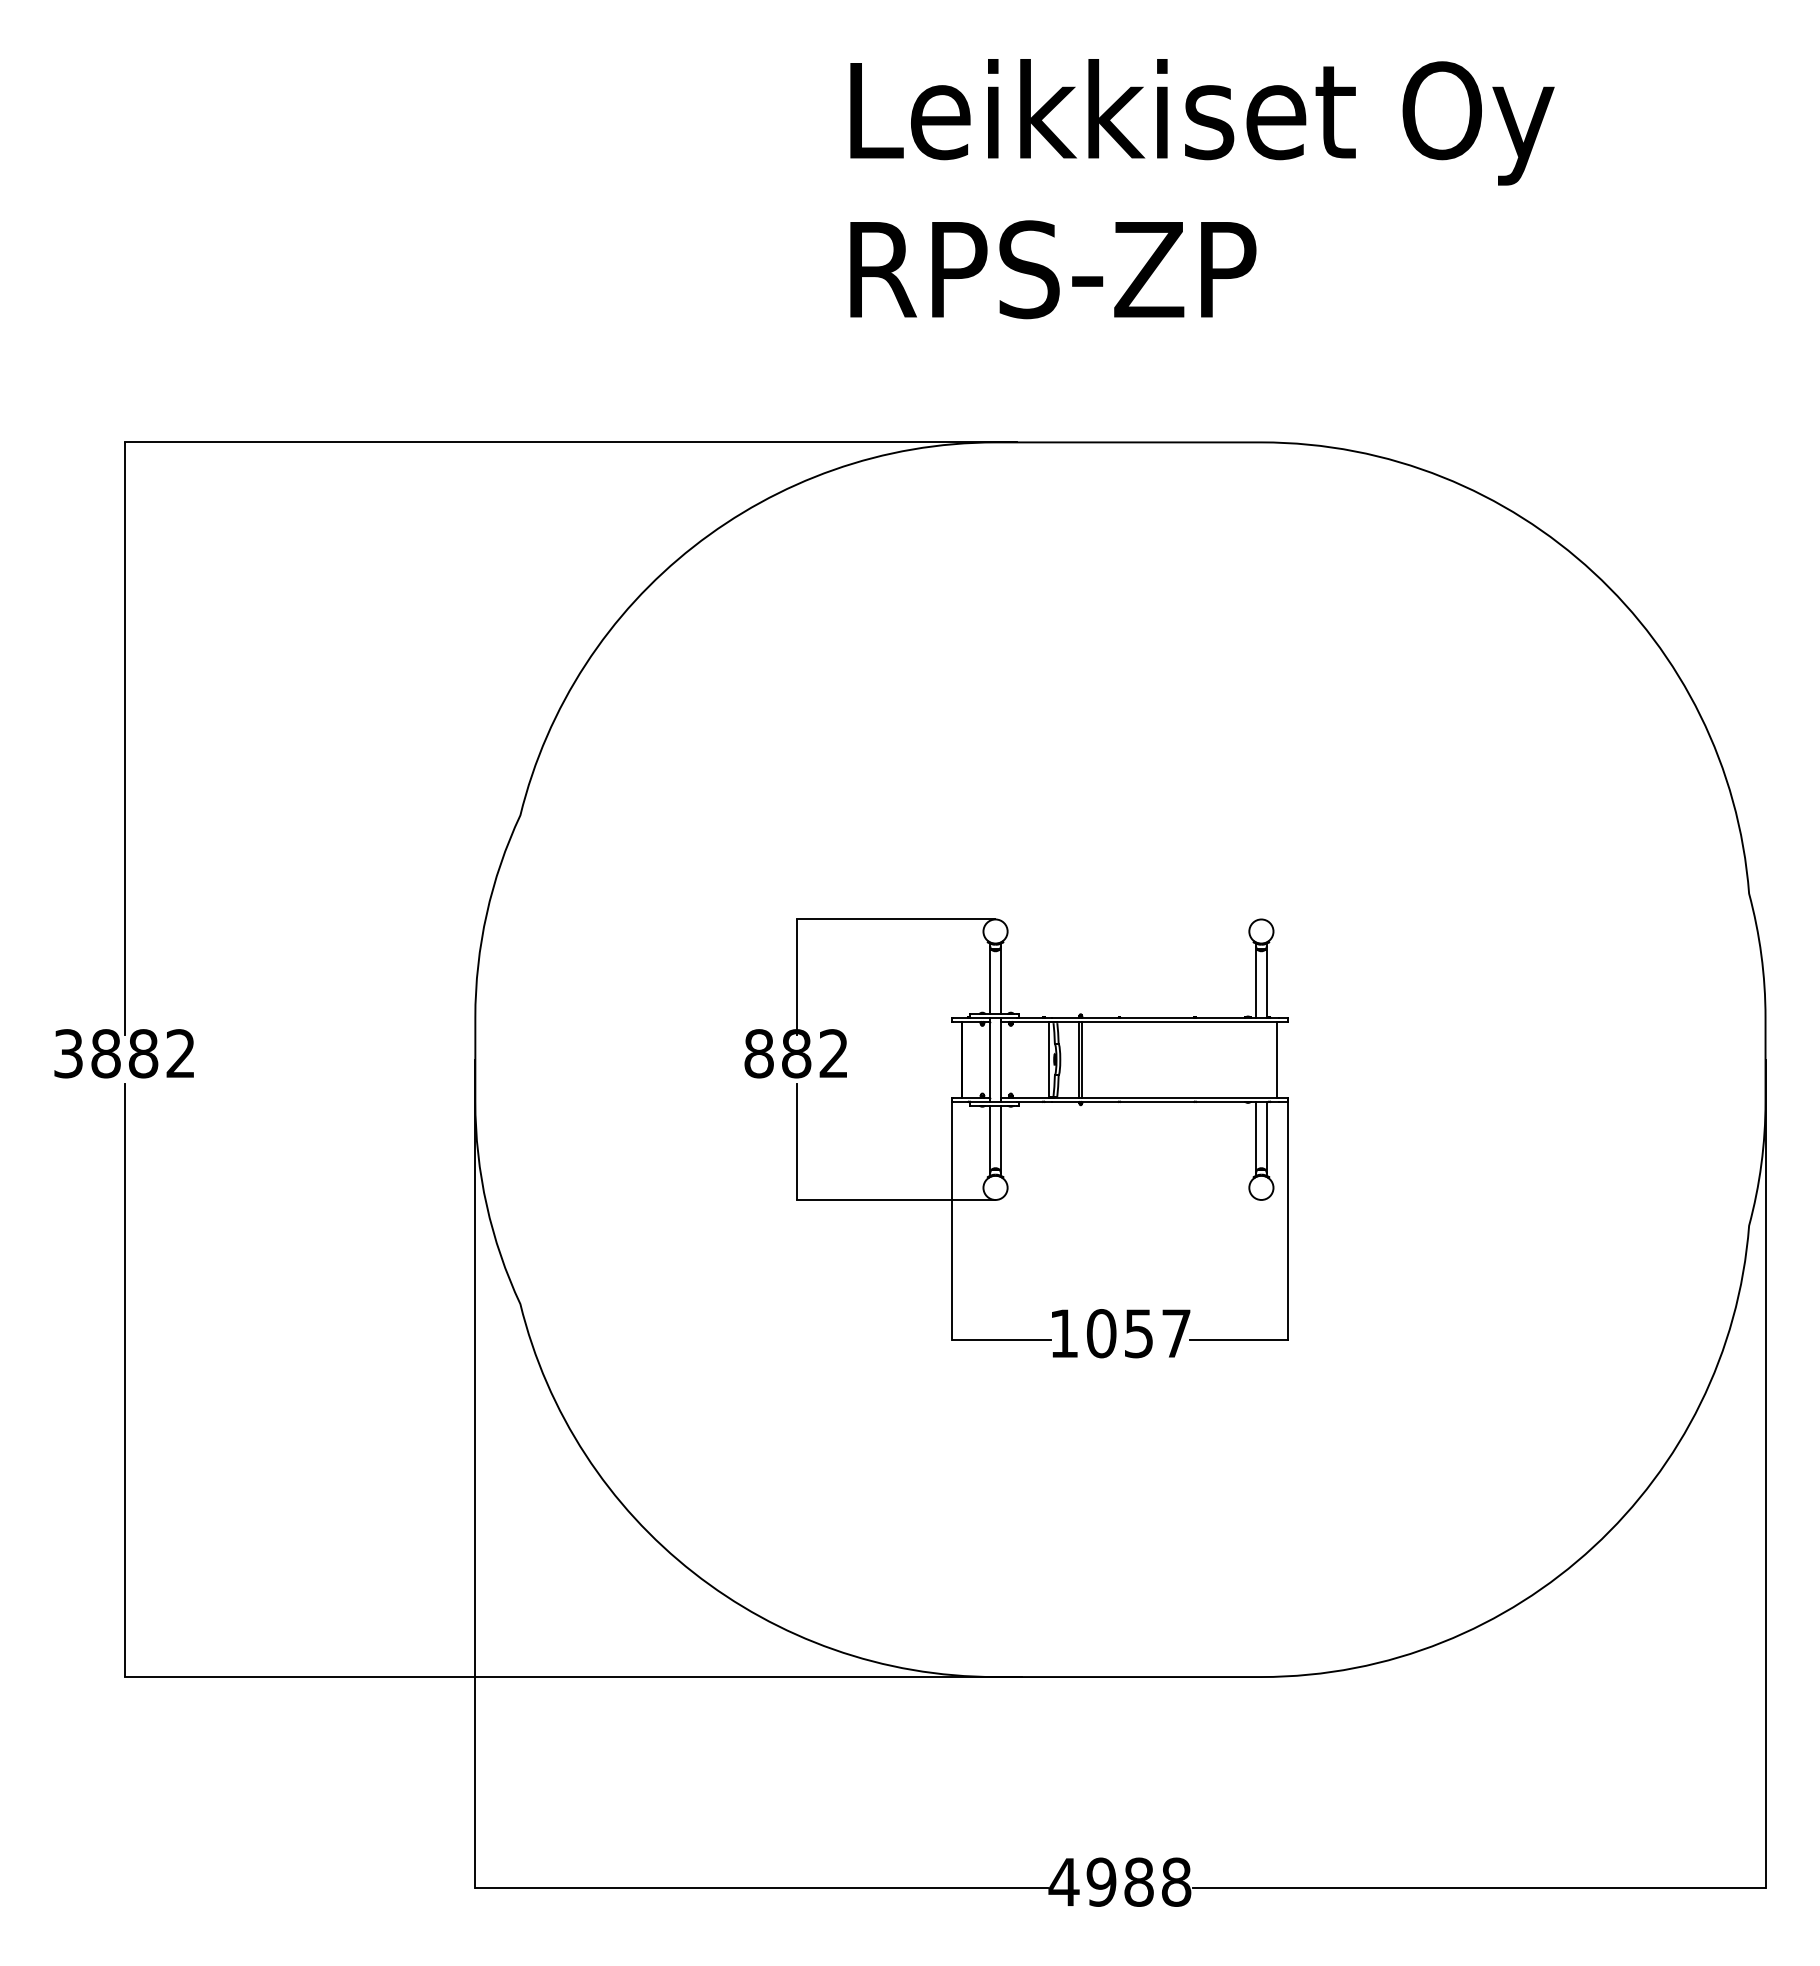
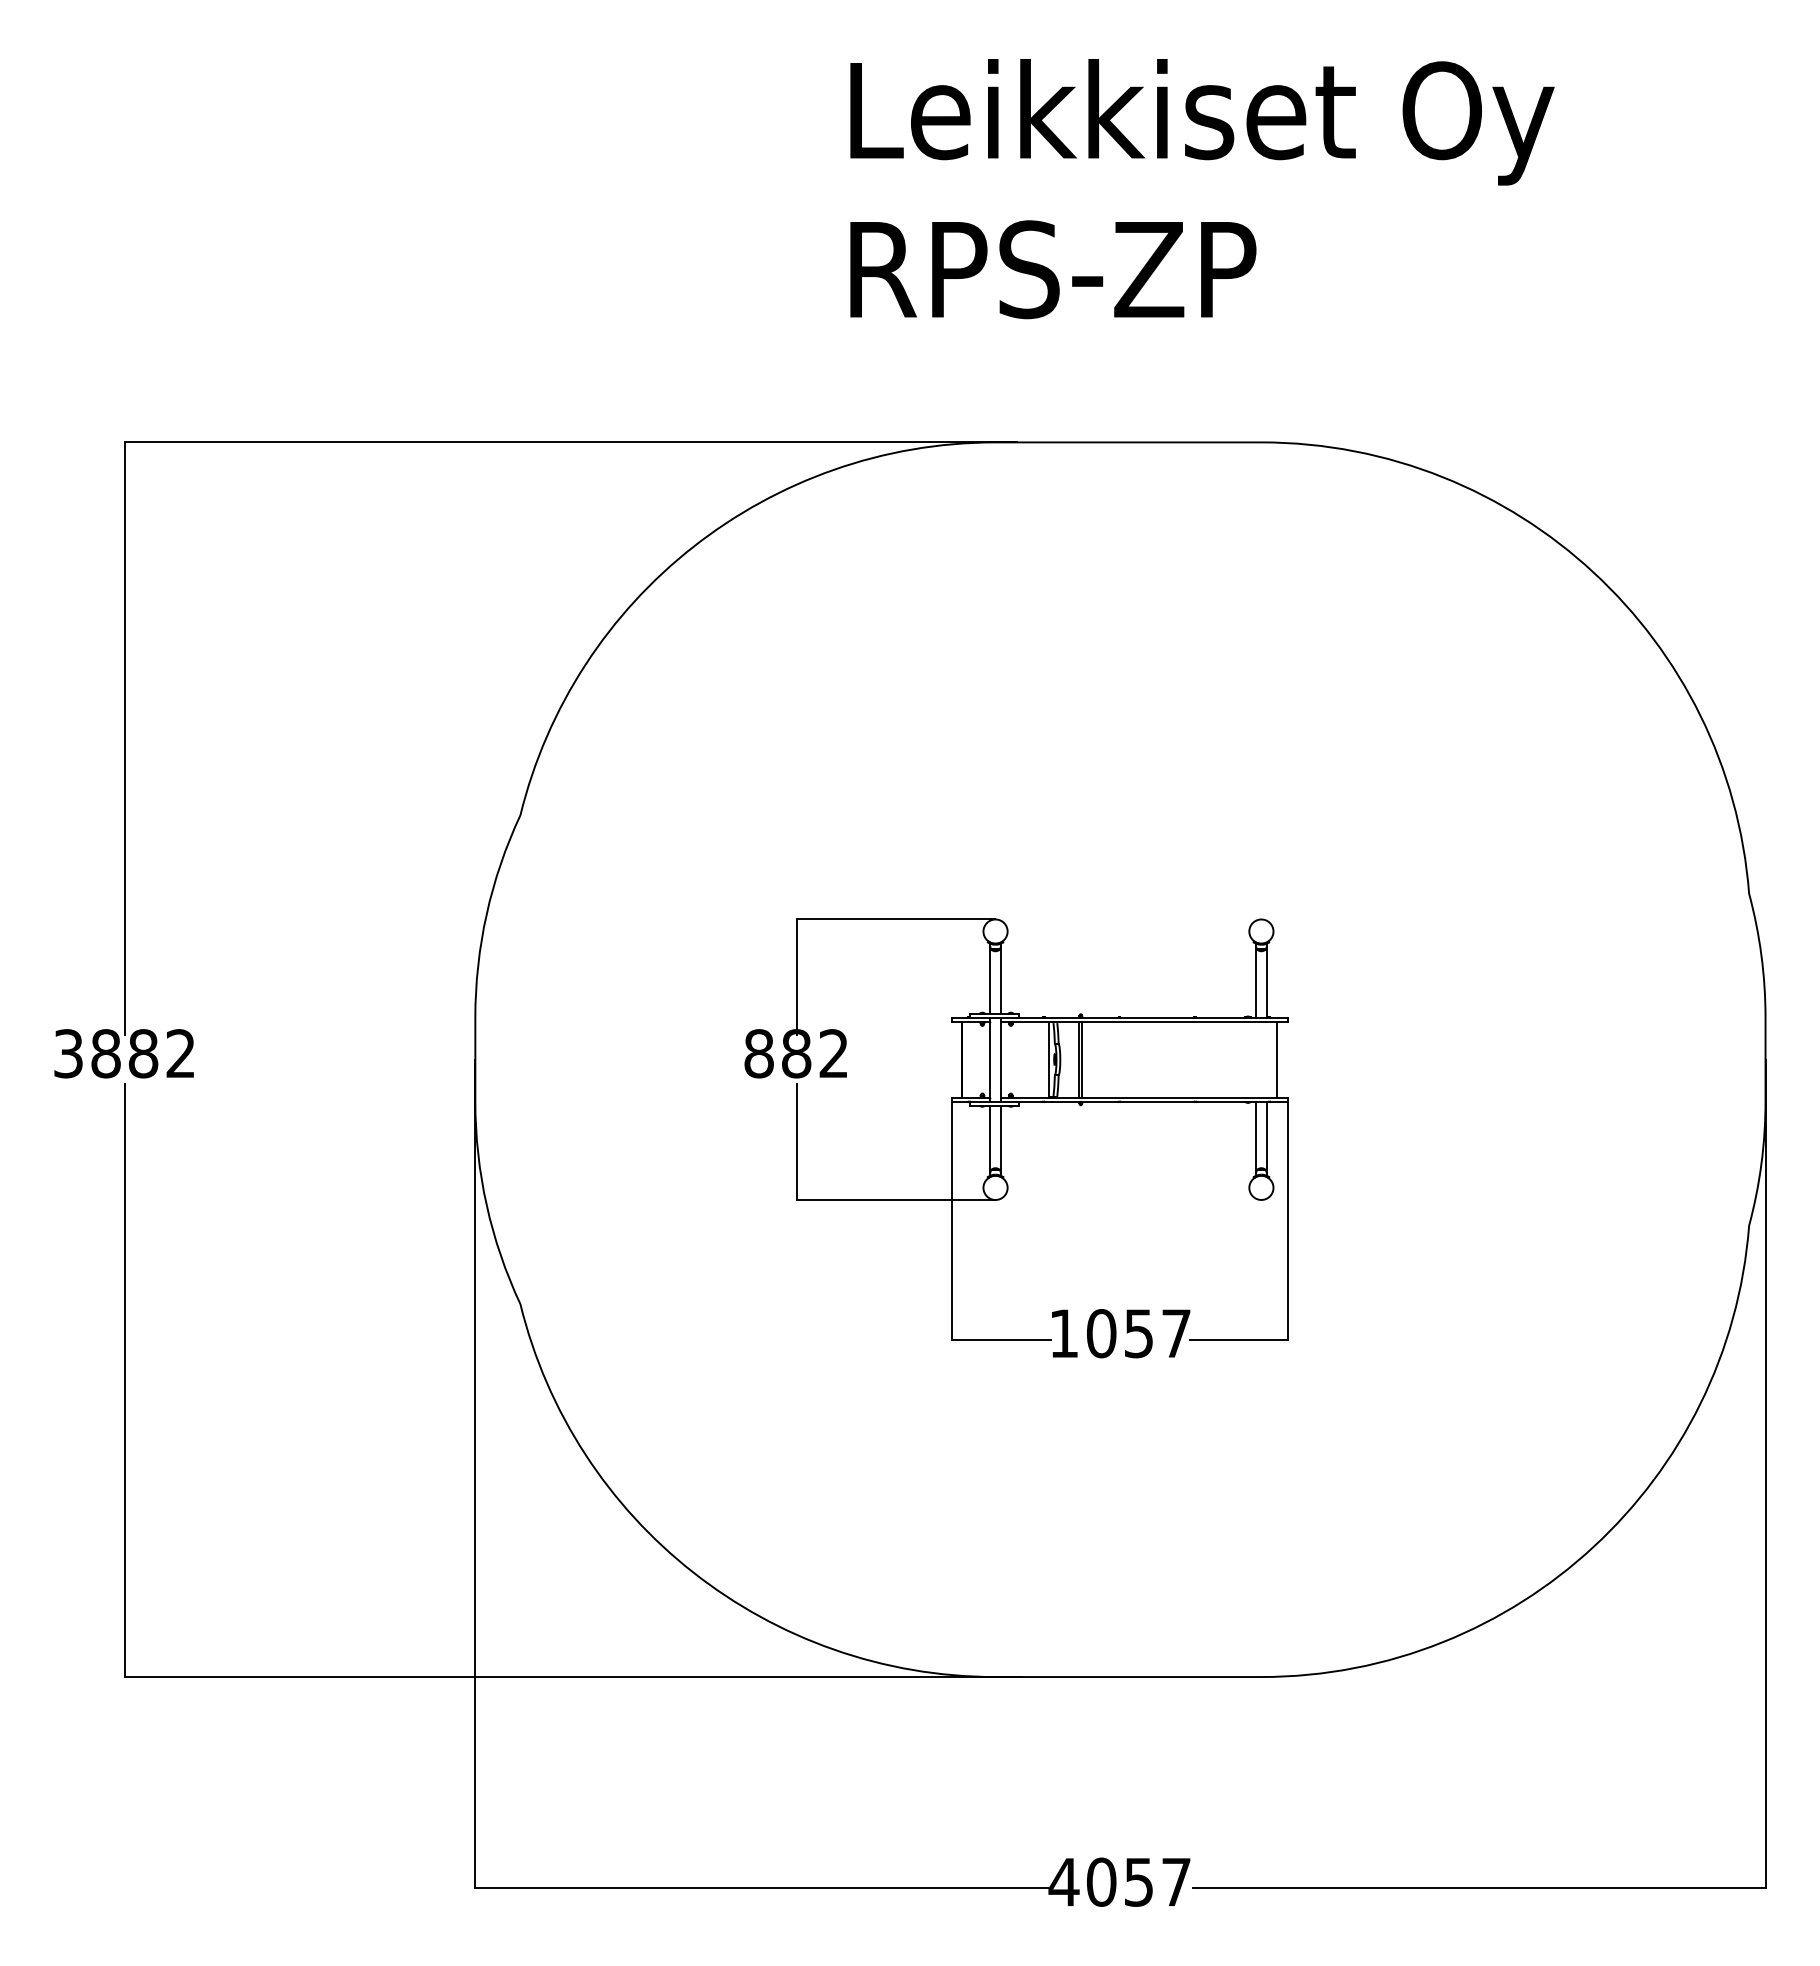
text: 4988 -> 4057 (1138, 1881)
